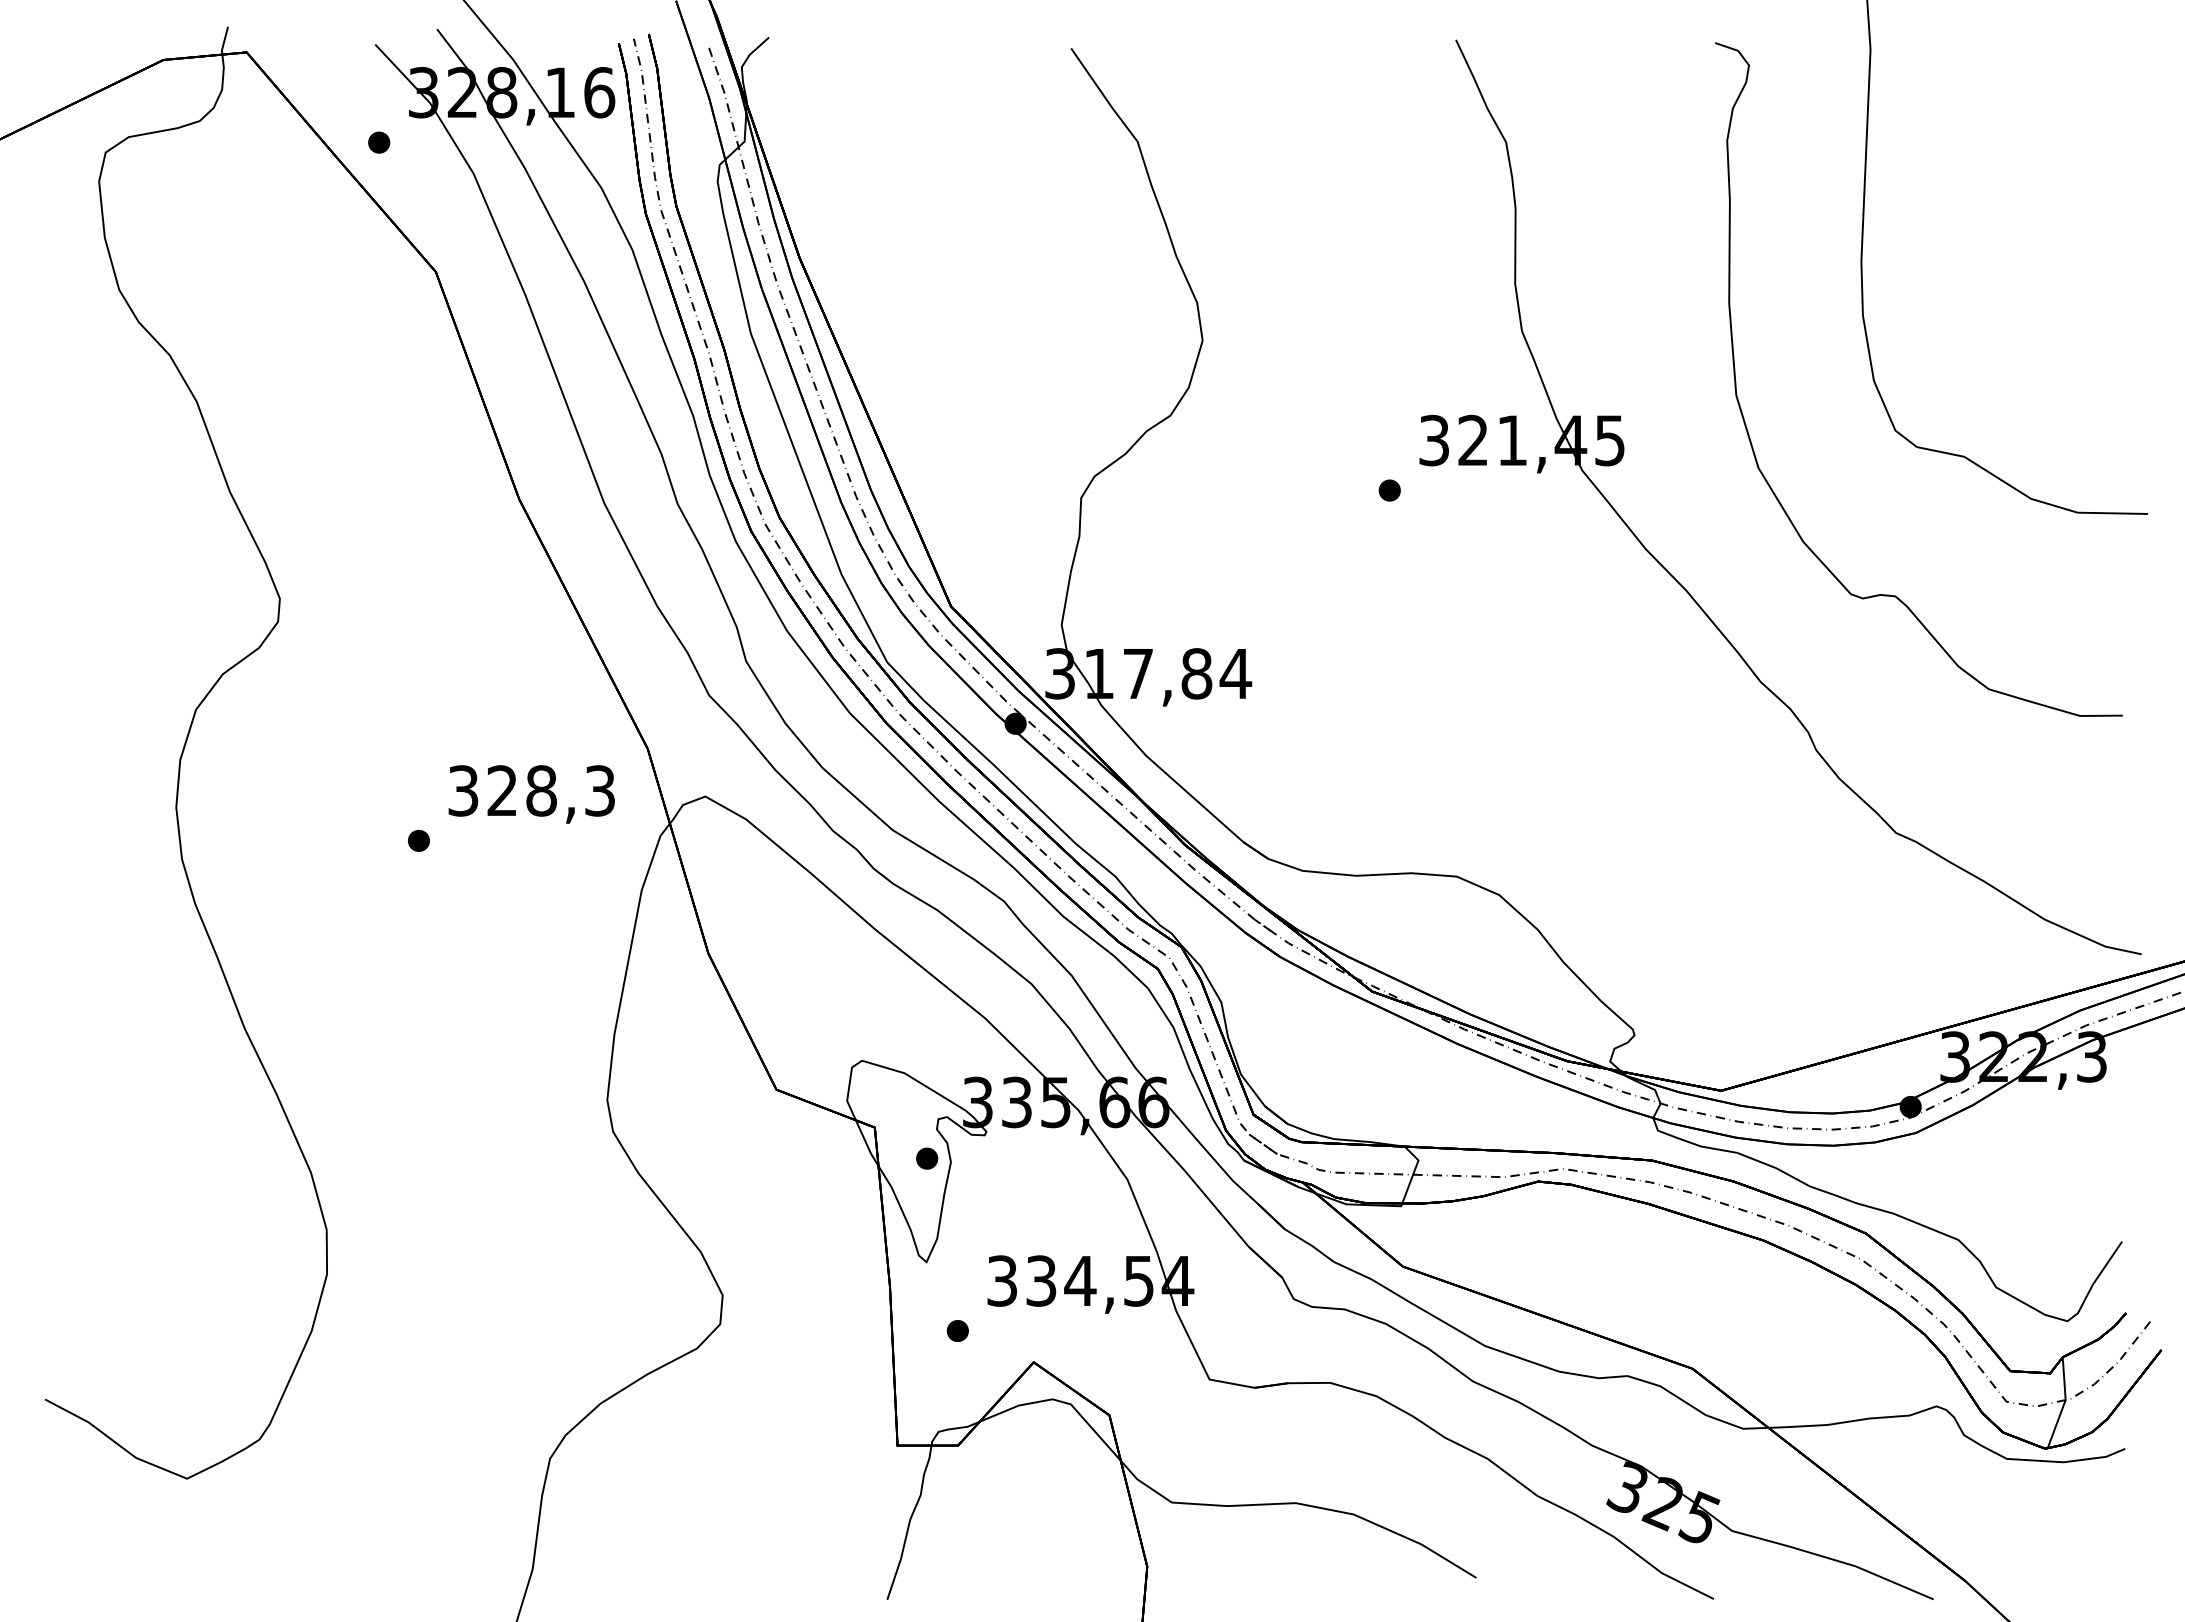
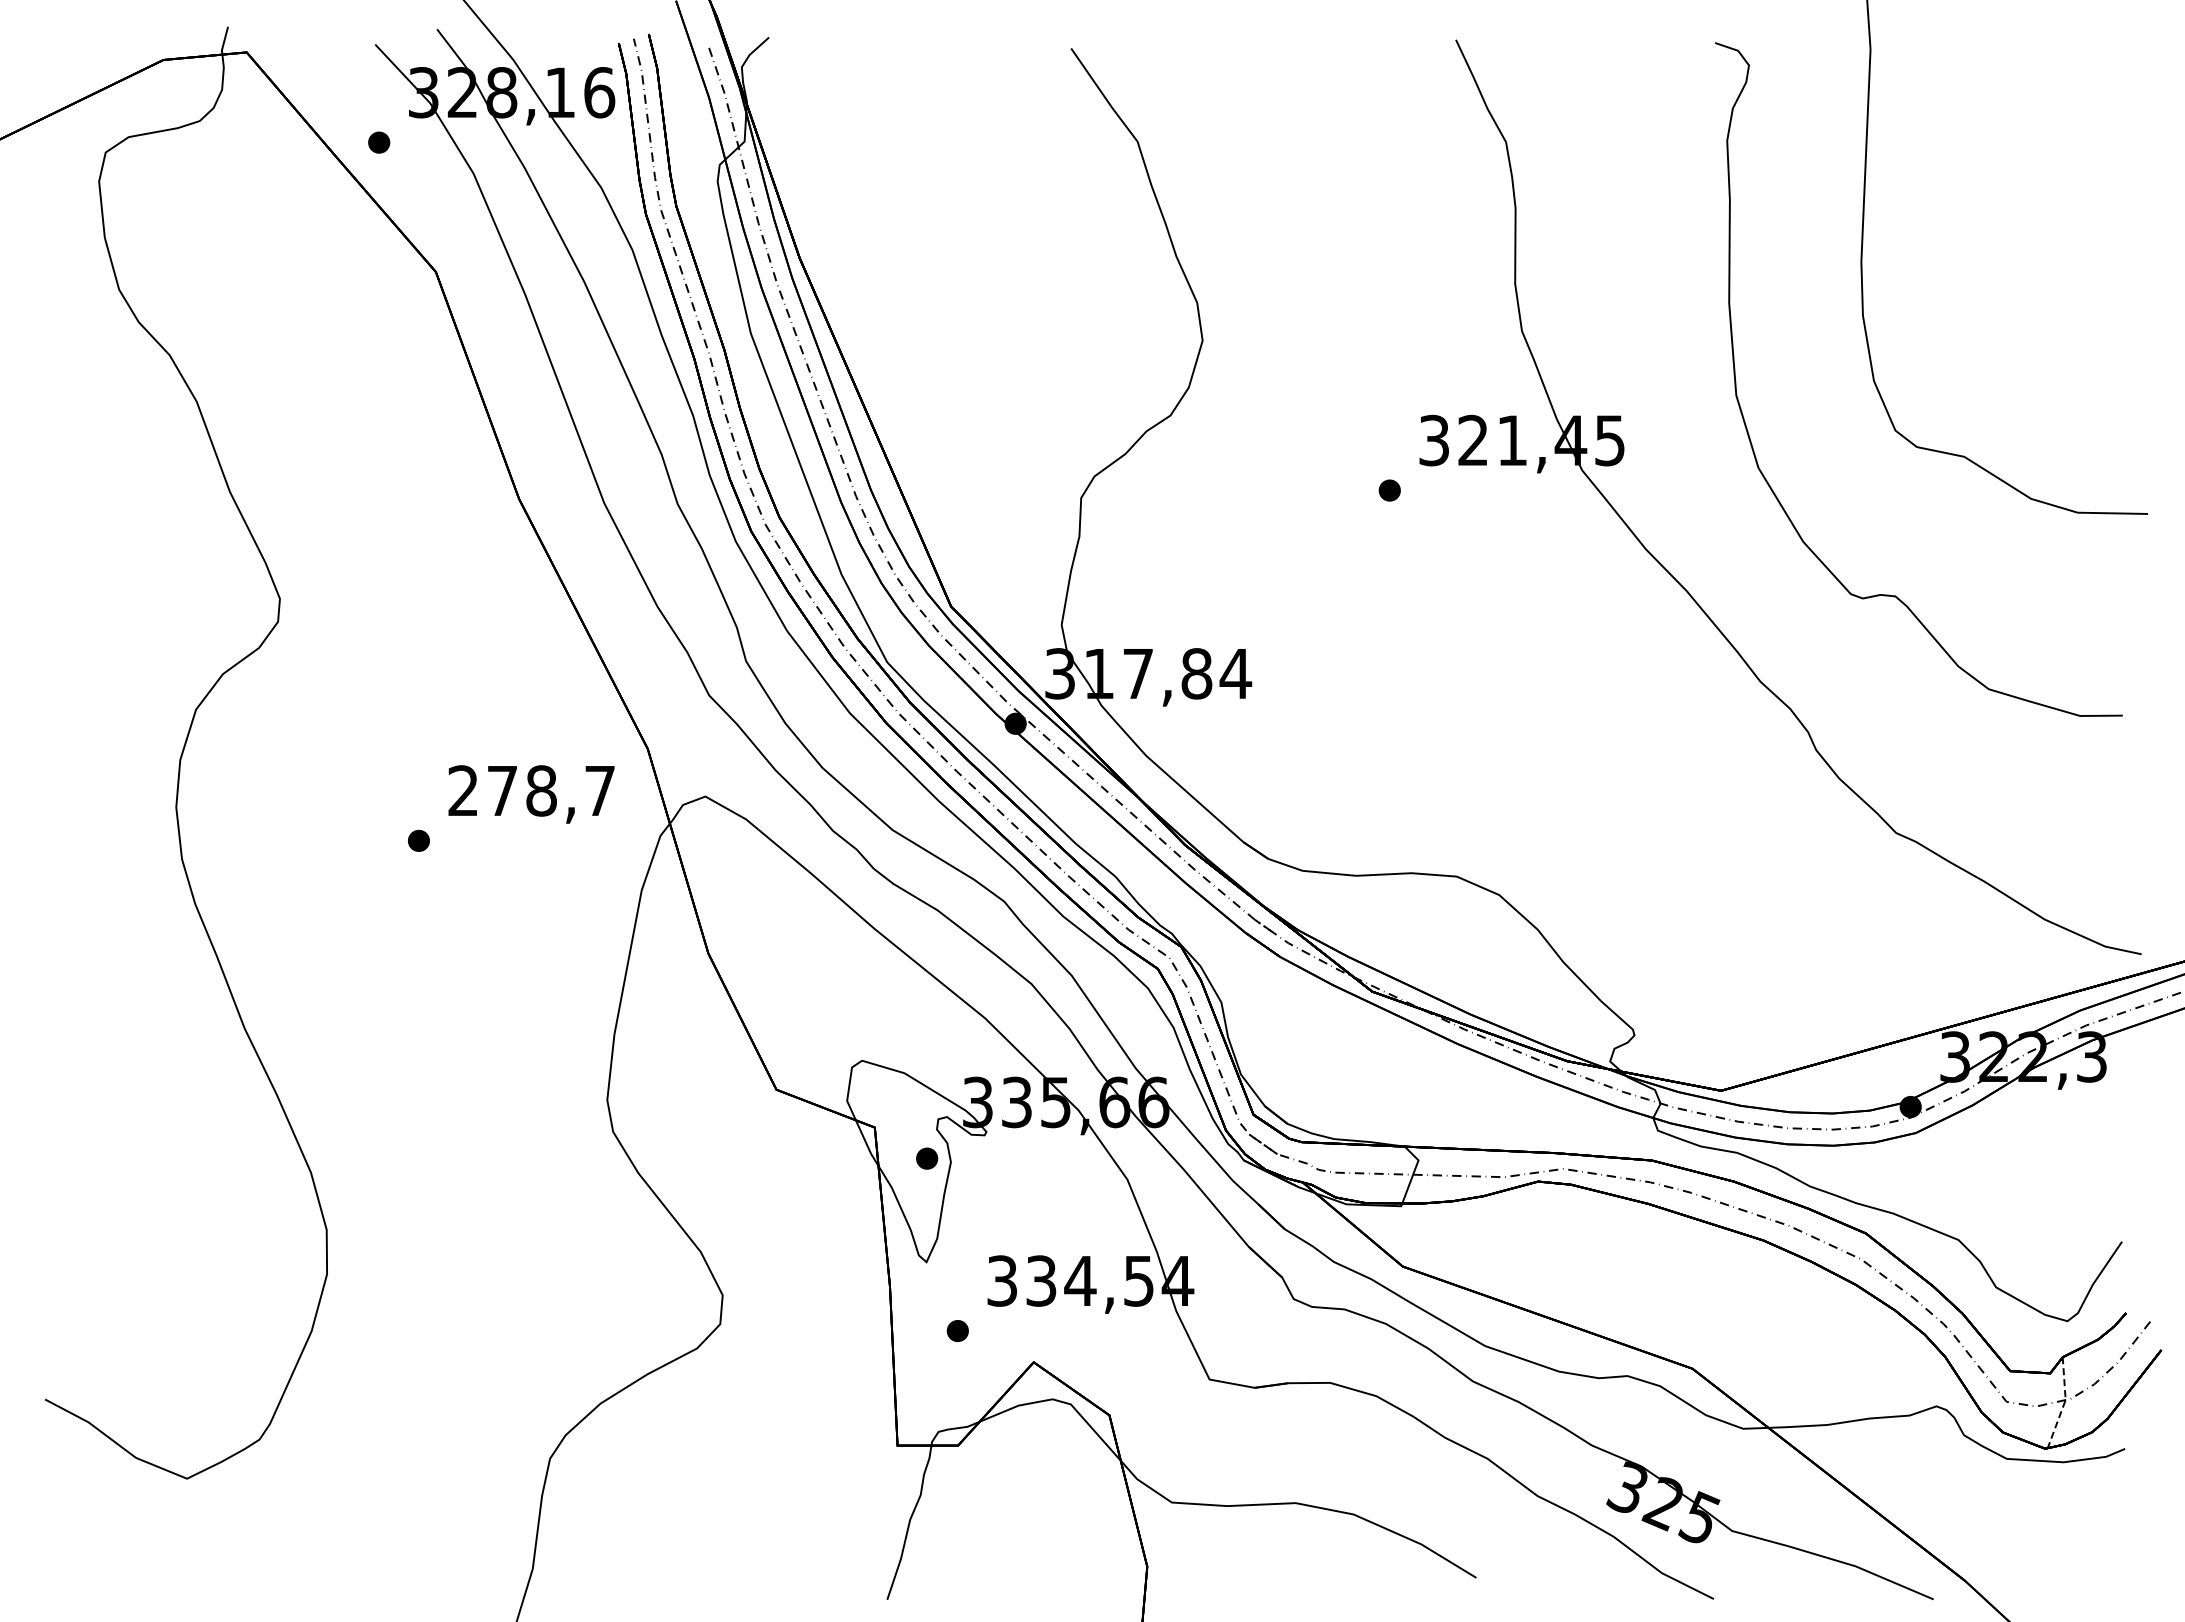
text: 328,3 -> 278,7 (531, 790)
line: solid -> dashed (2064, 1403)
